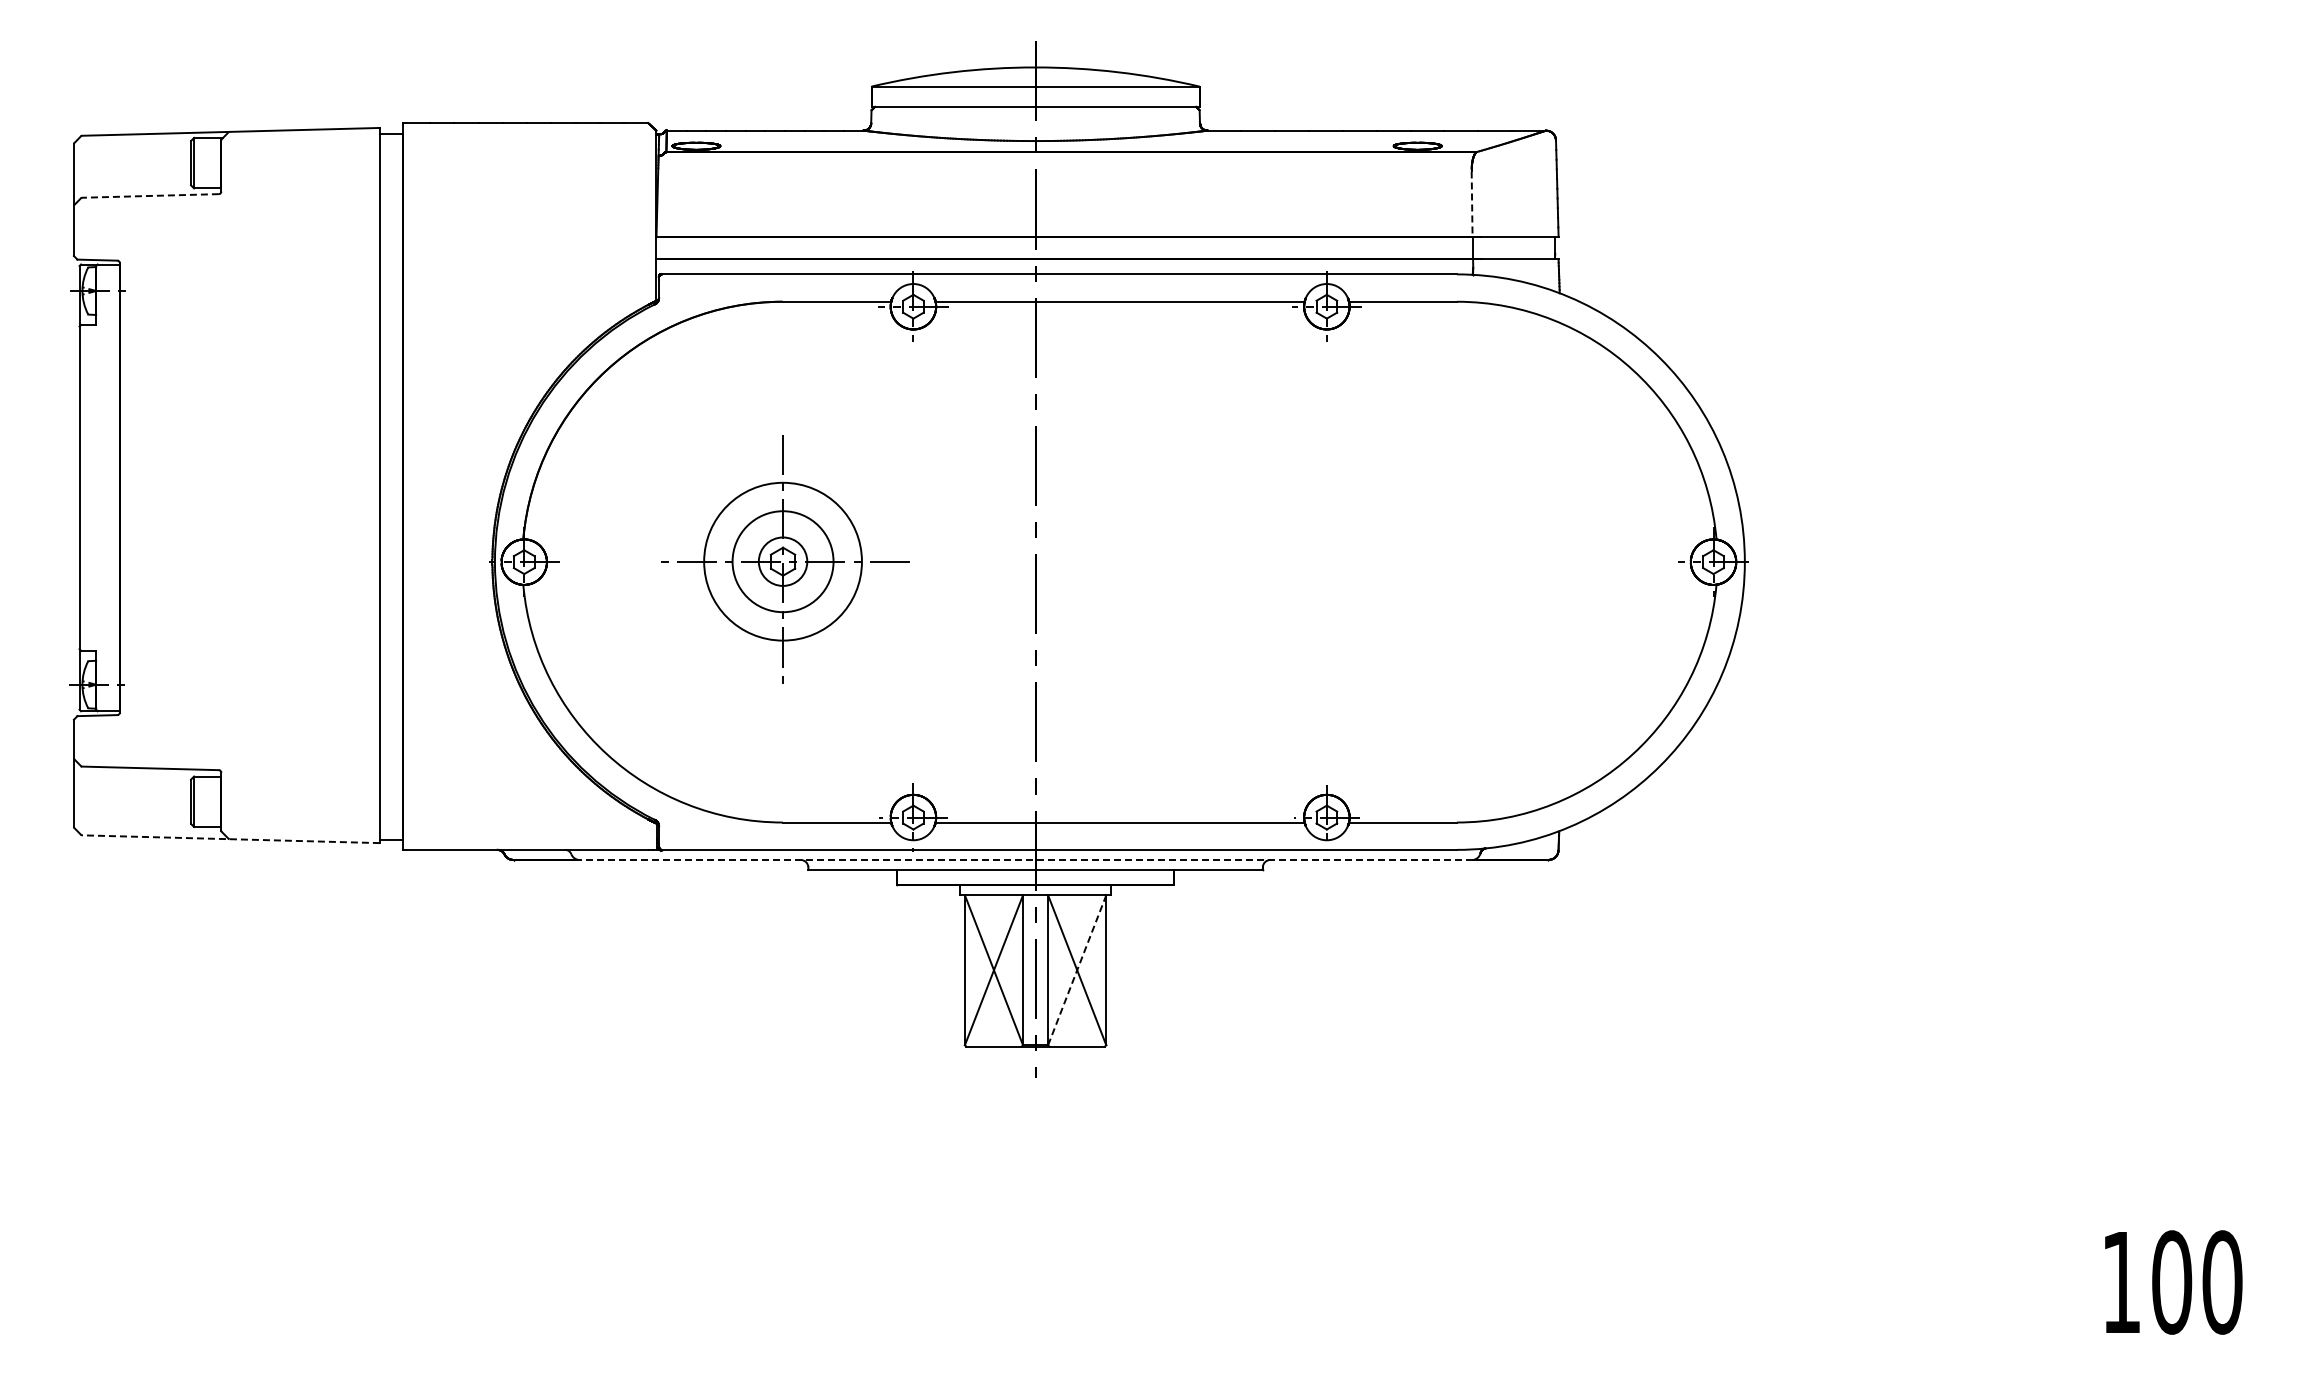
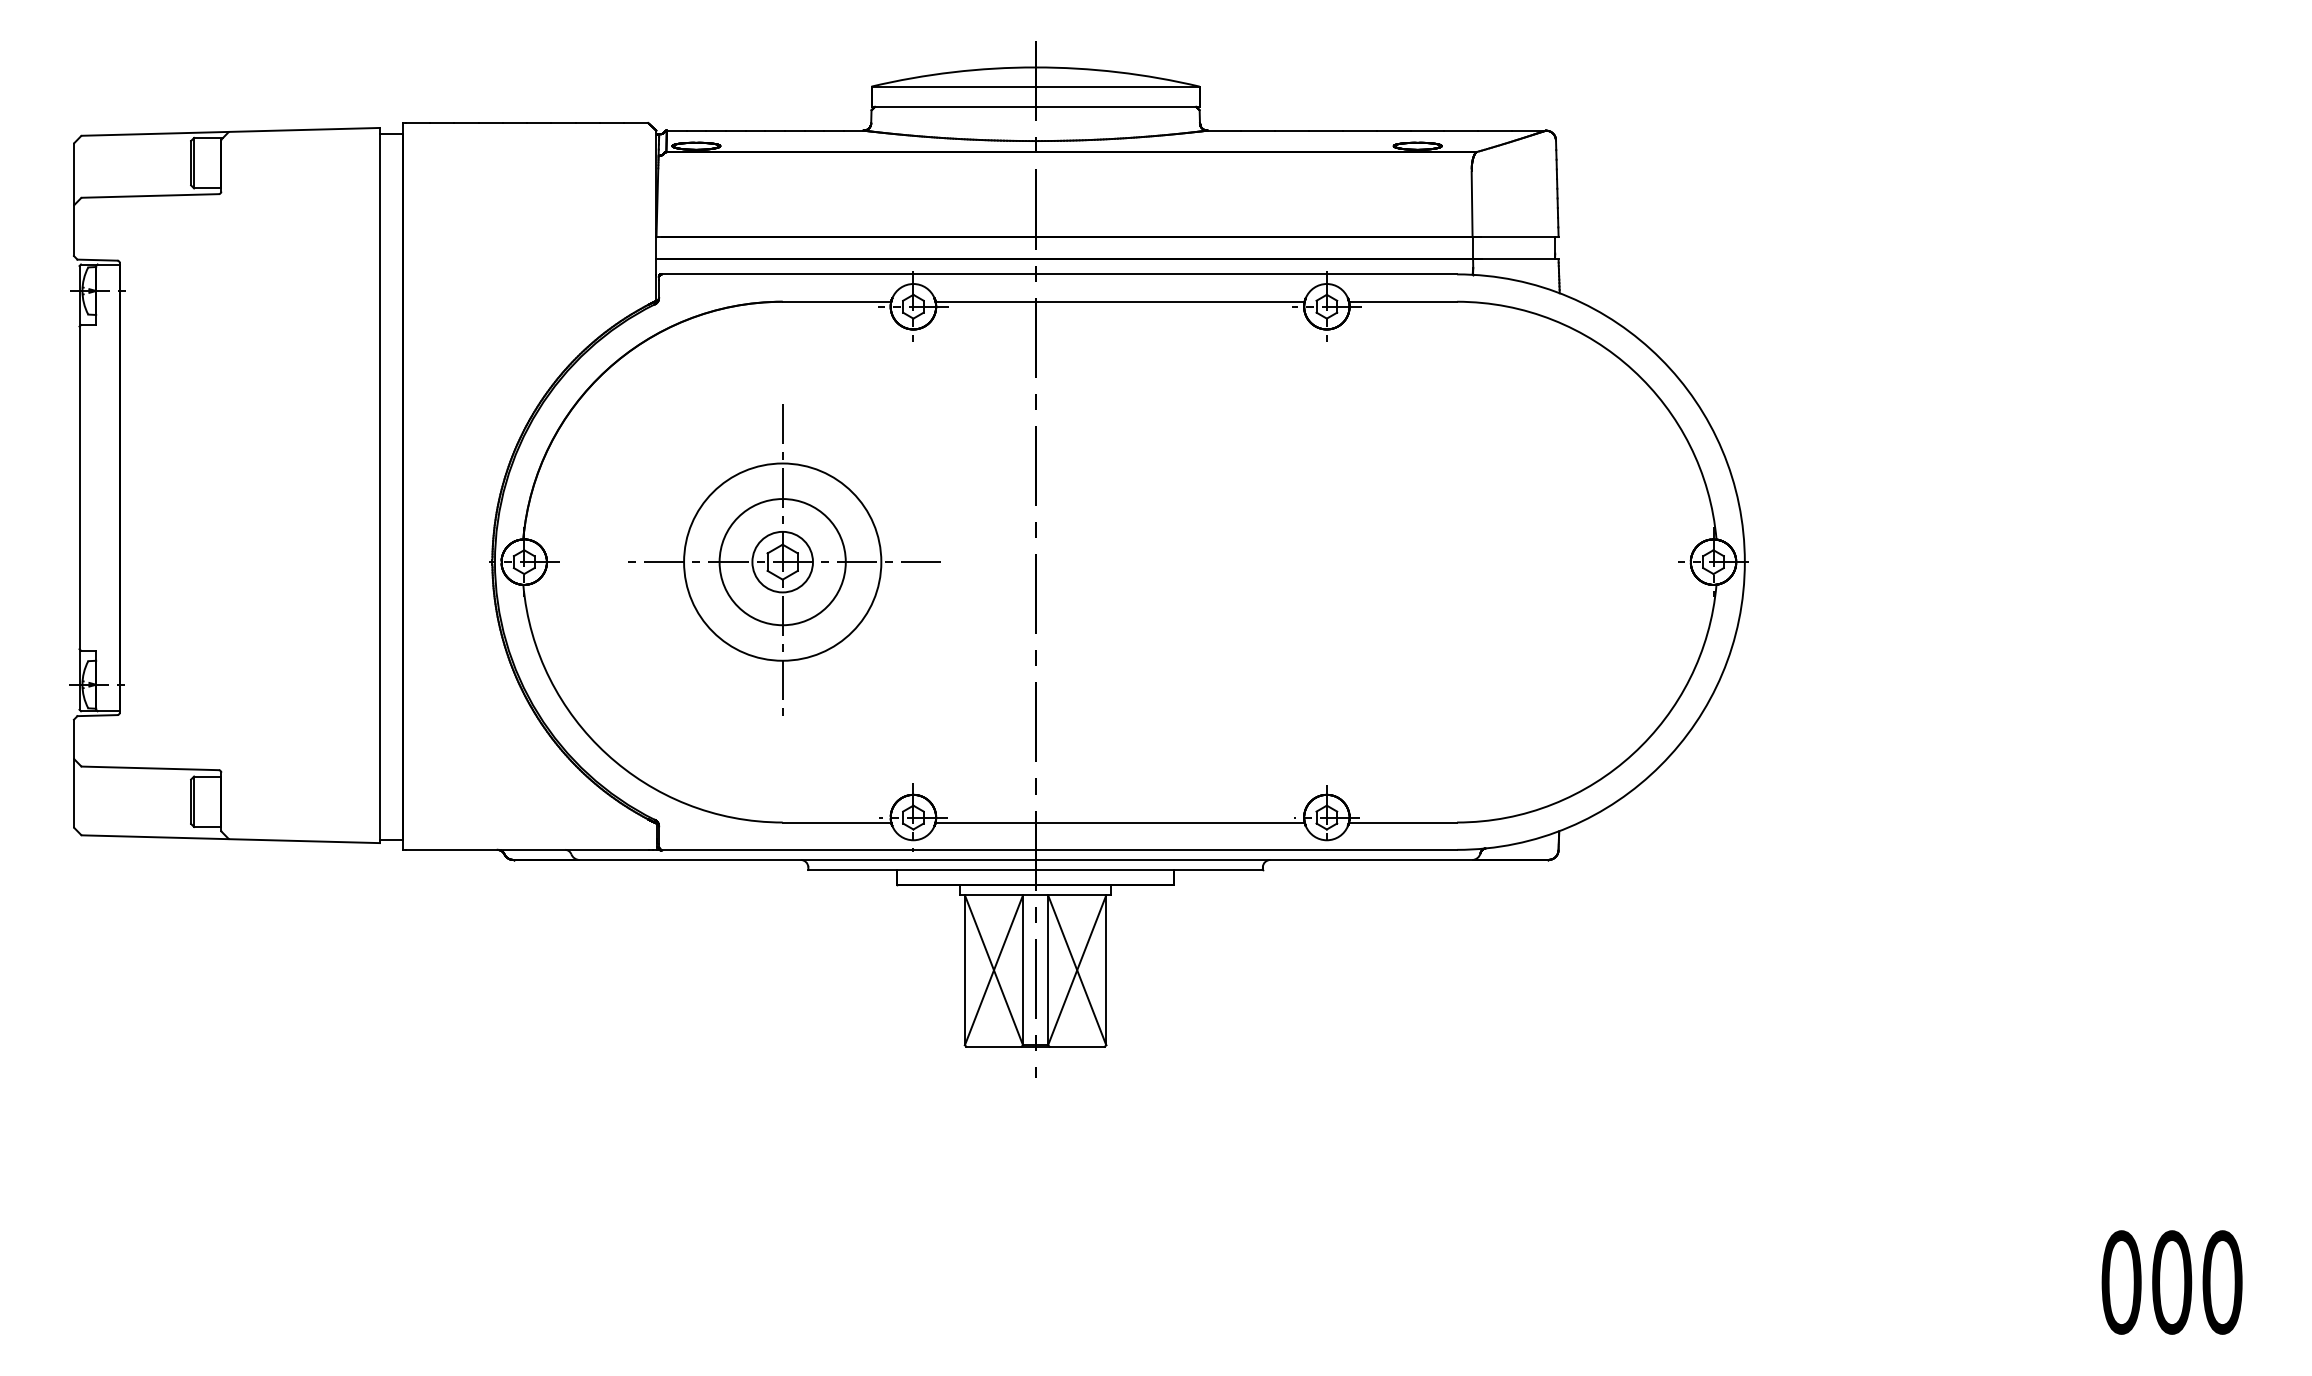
line: dashed -> solid (150, 195)
line: dashed -> solid (1472, 204)
part size: 249x249 px -> 313x312 px (784, 559)
line: dashed -> solid (230, 839)
line: dashed -> solid (1025, 859)
line: dashed -> solid (1077, 969)
text: 100 -> 000 (2121, 1282)
